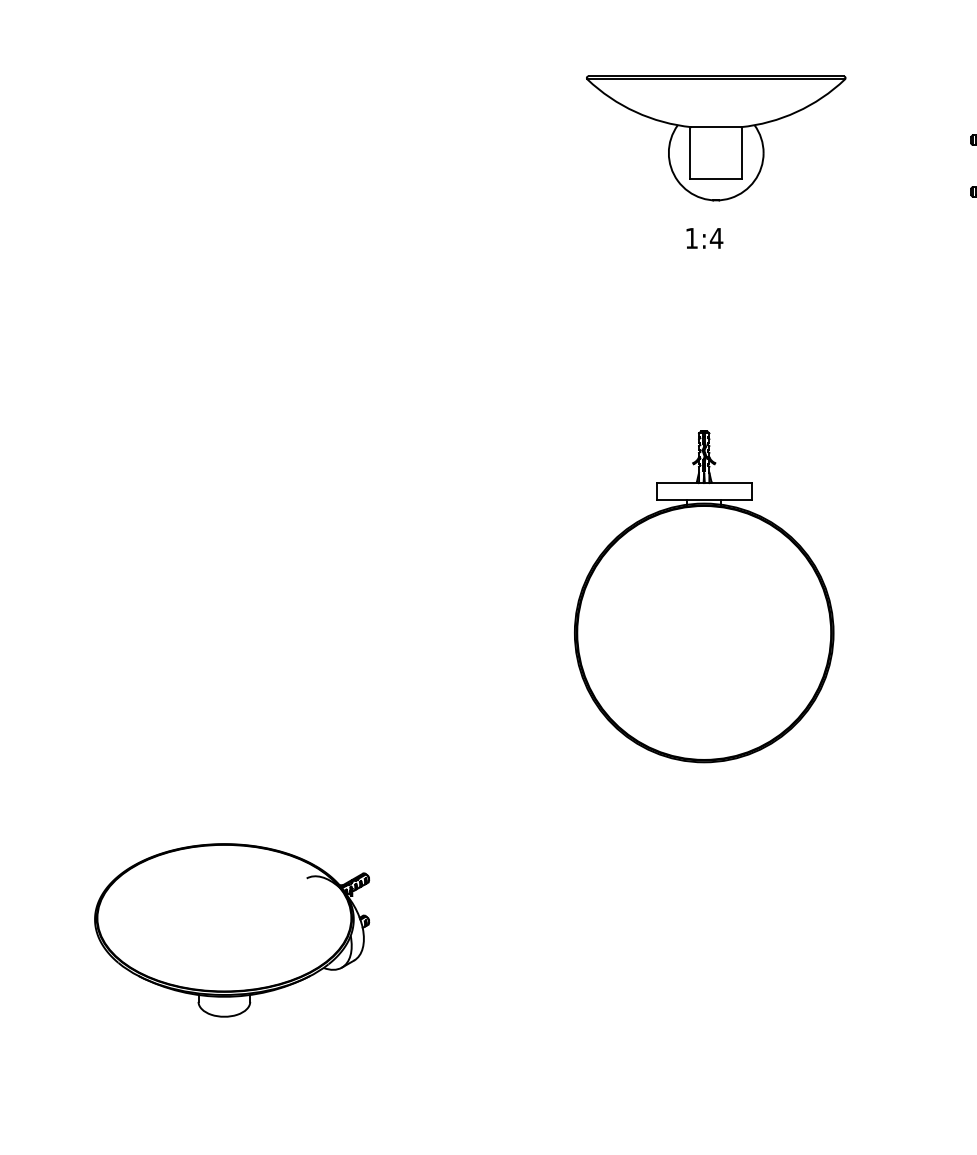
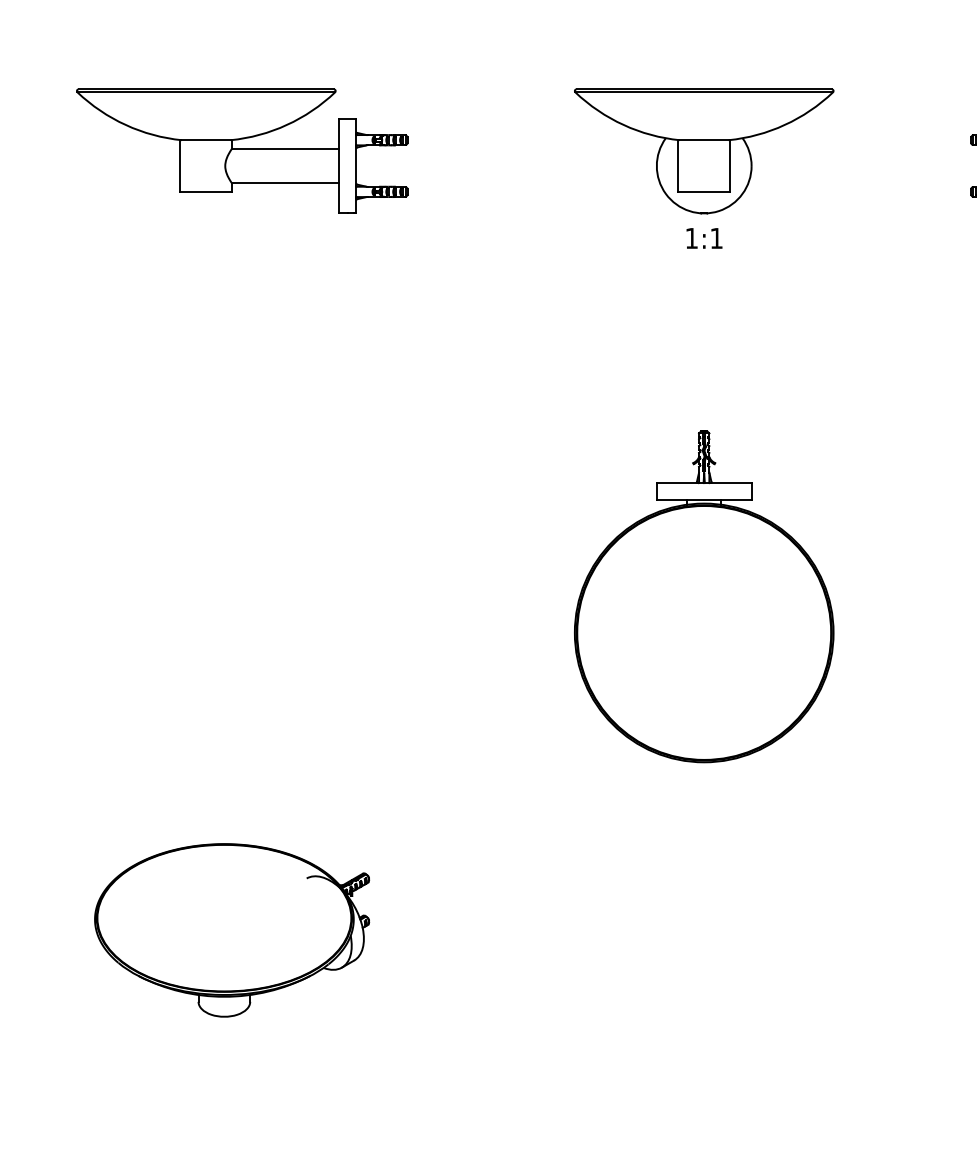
part position: (716, 138) -> (704, 151) (704, 151)
part: none -> present (242, 150)
text: 1:4 -> 1:1 (716, 238)
